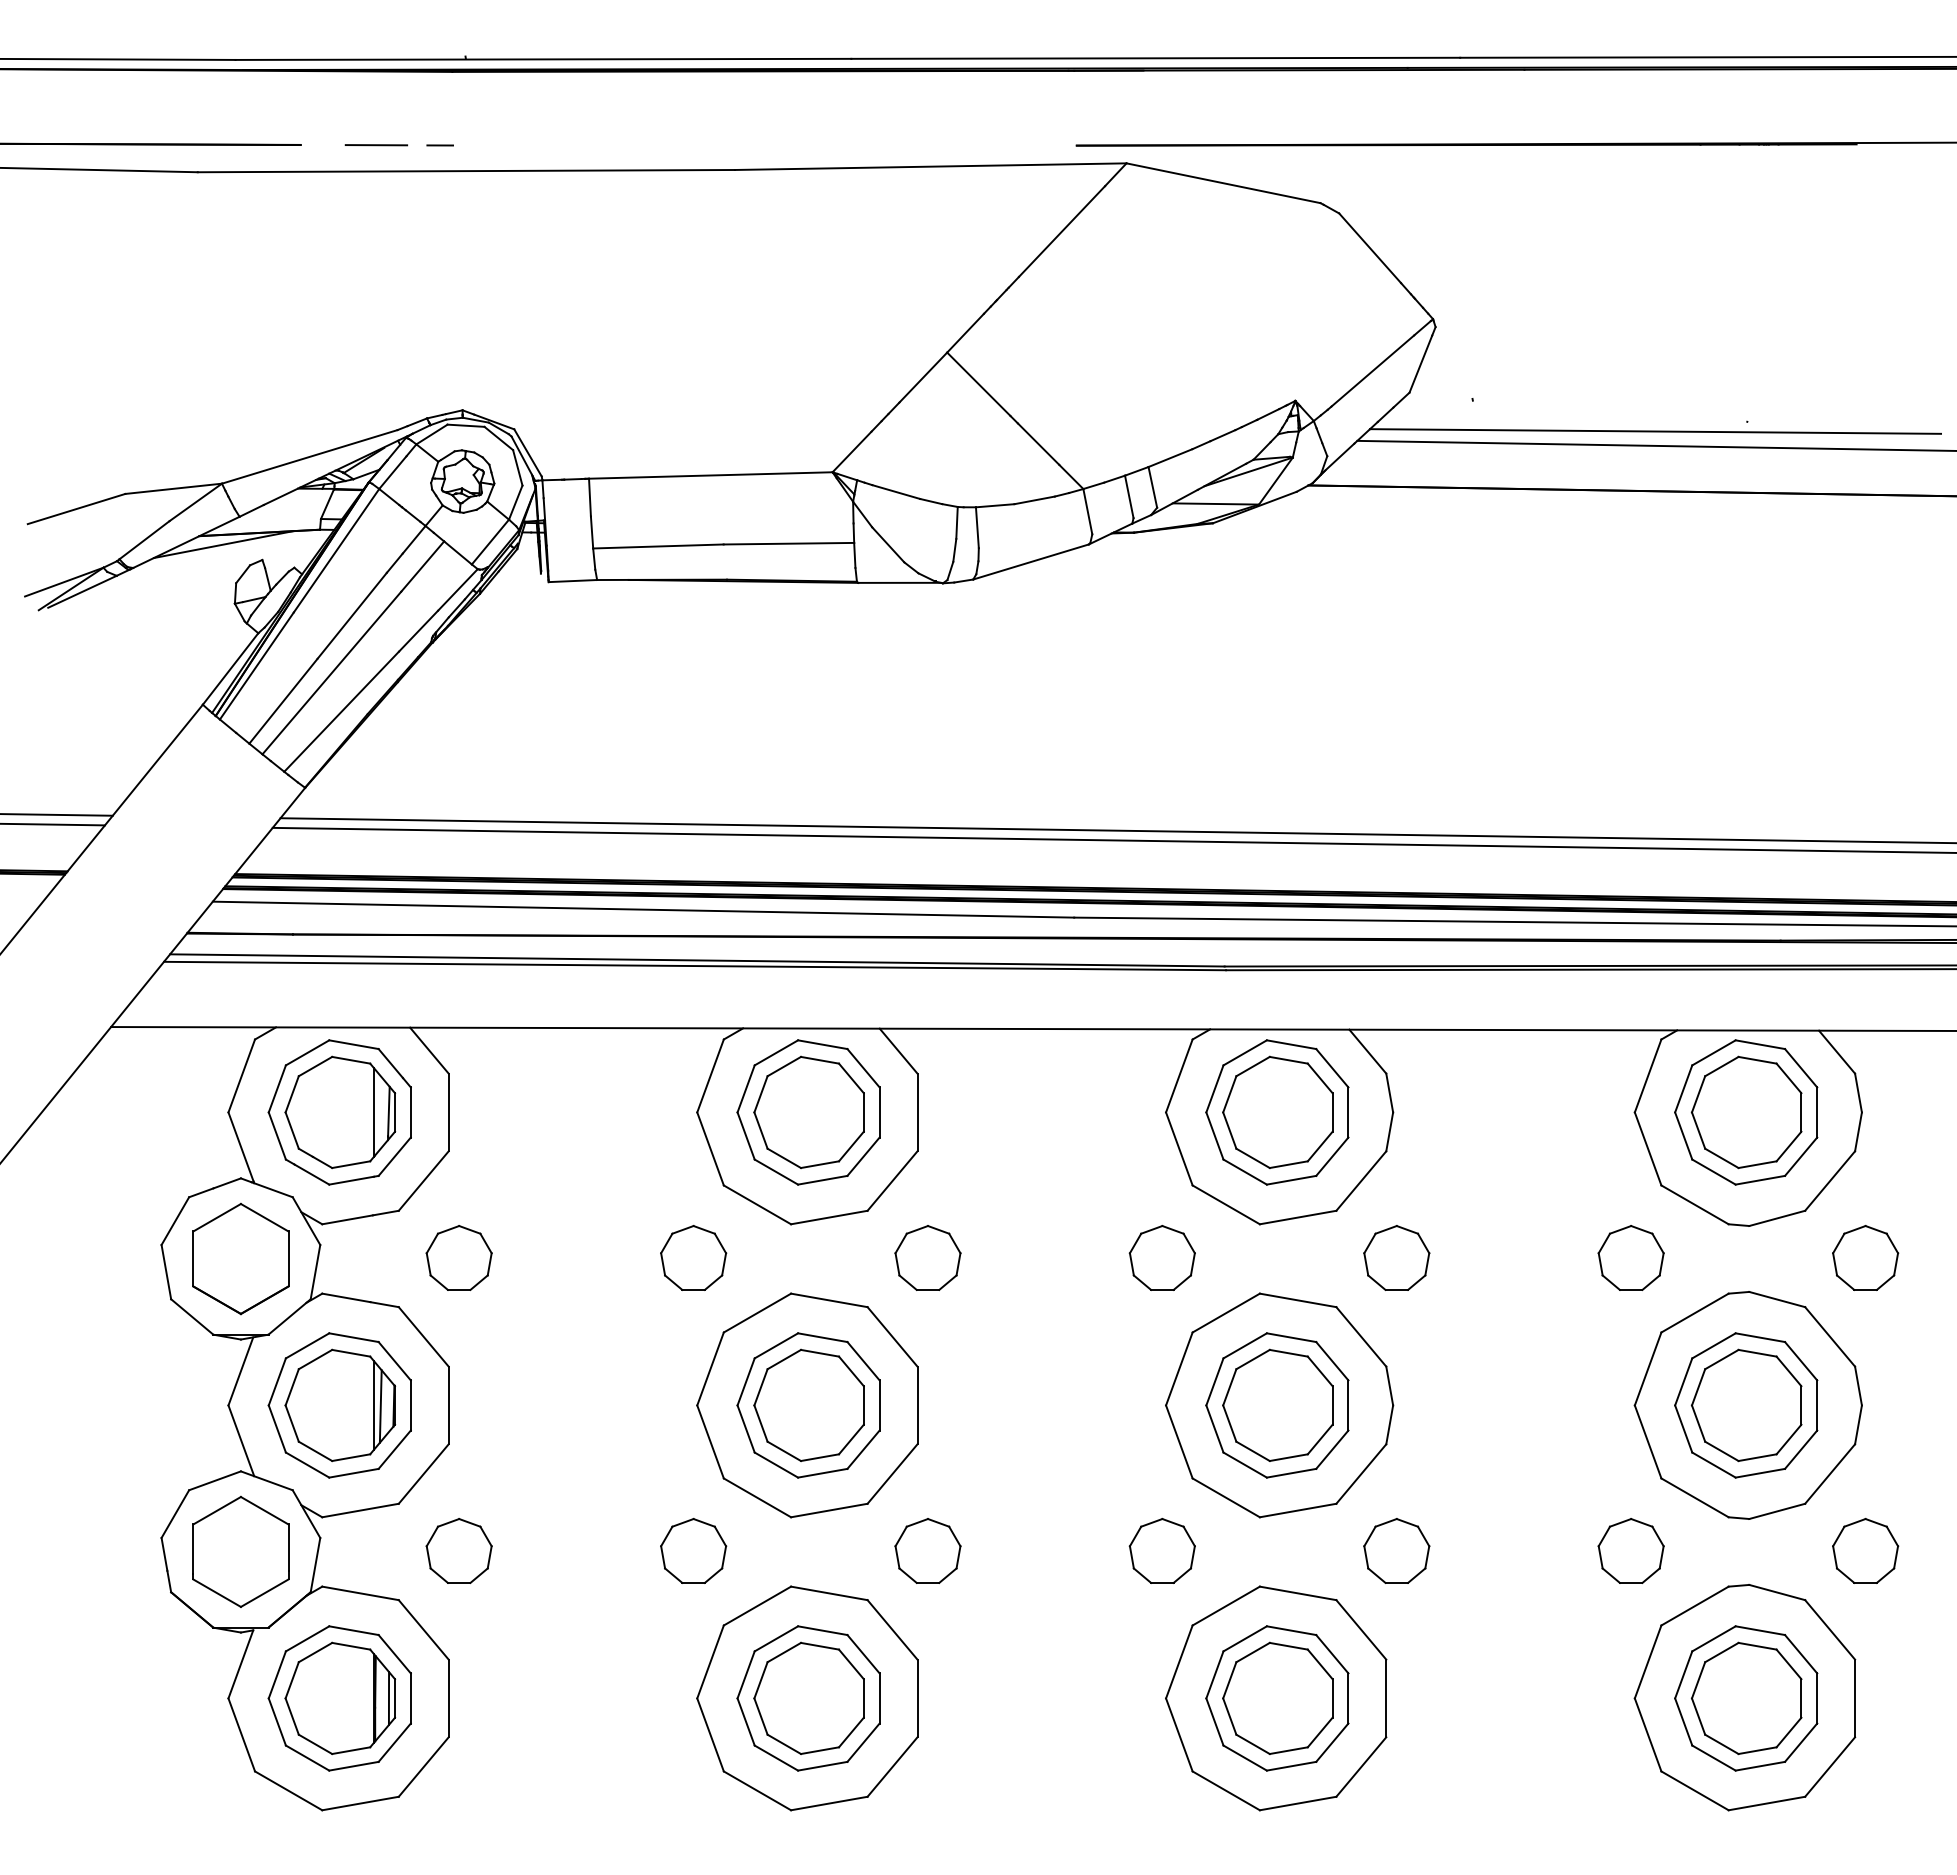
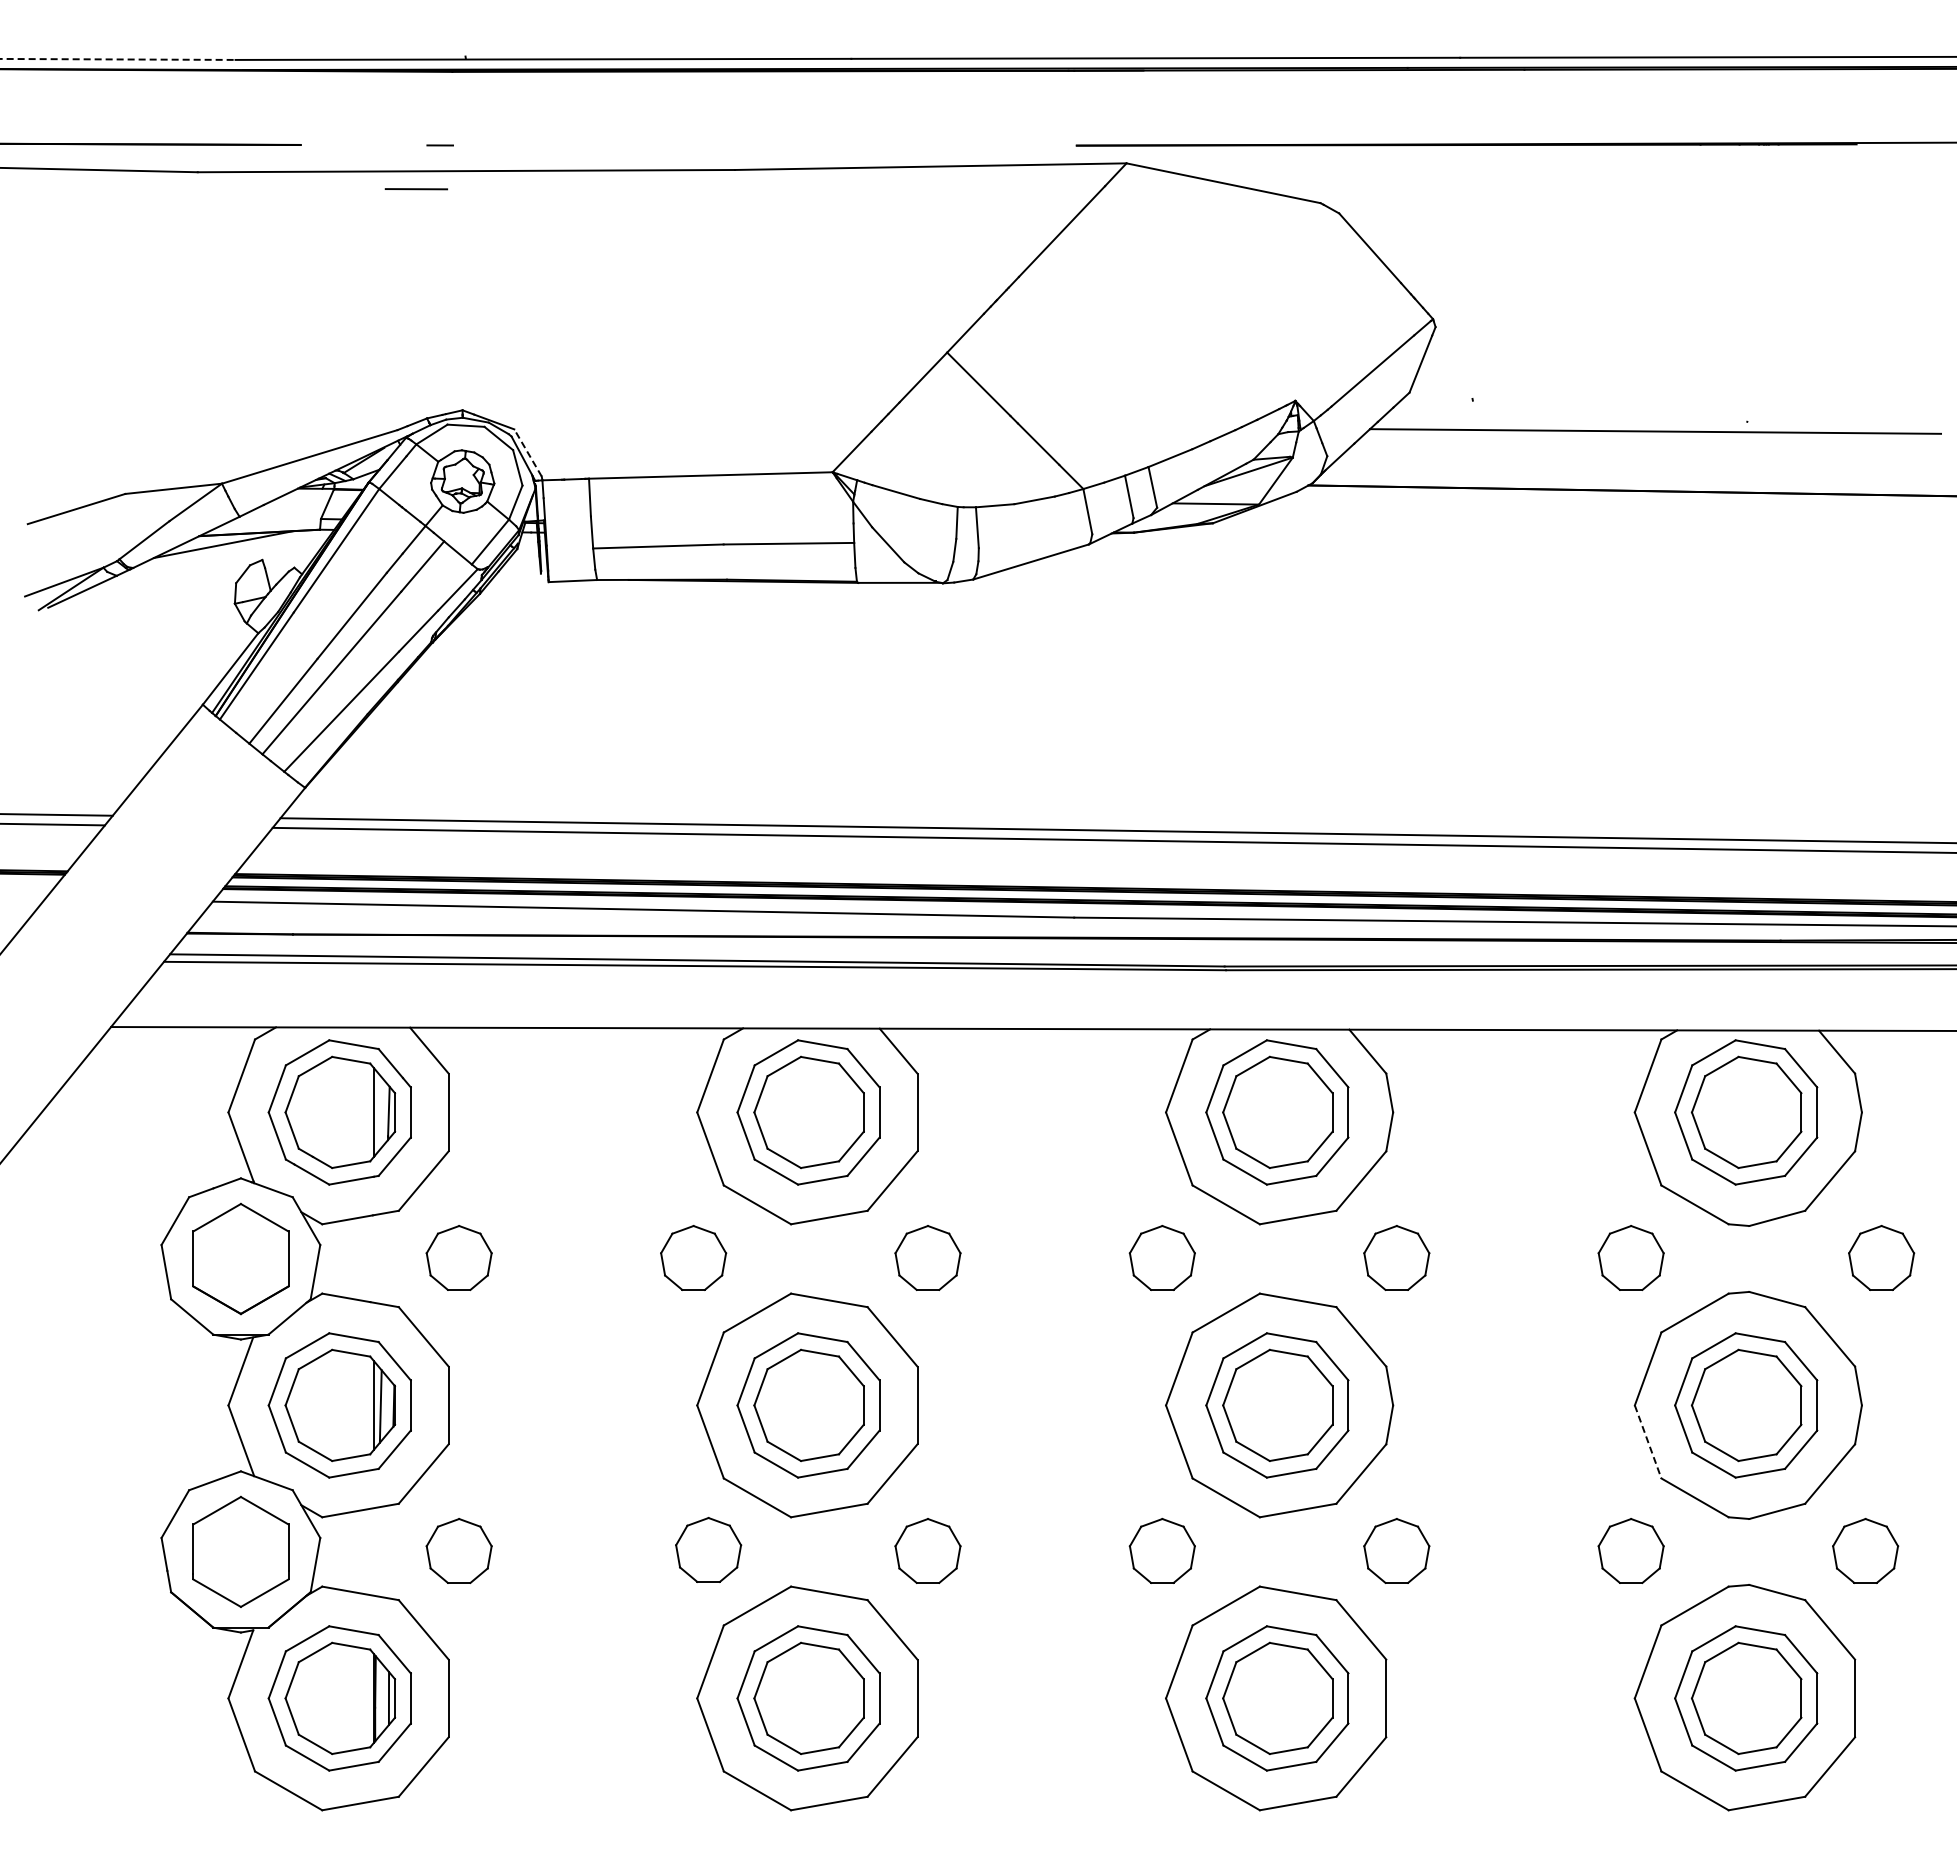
line: solid -> dashed (118, 59)
line position: (375, 145) -> (415, 189) (415, 189)
line: present -> none (1655, 445)
line: solid -> dashed (527, 452)
part position: (1865, 1257) -> (1881, 1257) (1881, 1257)
line: solid -> dashed (1648, 1441)
part position: (693, 1550) -> (708, 1549) (708, 1549)
